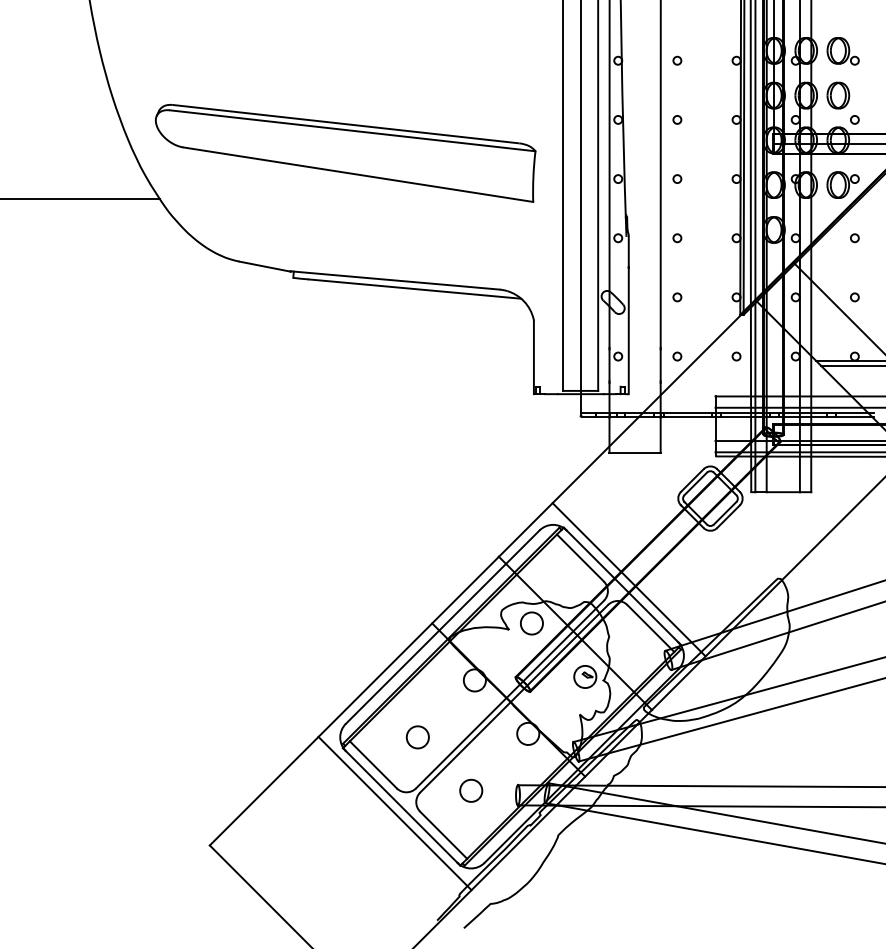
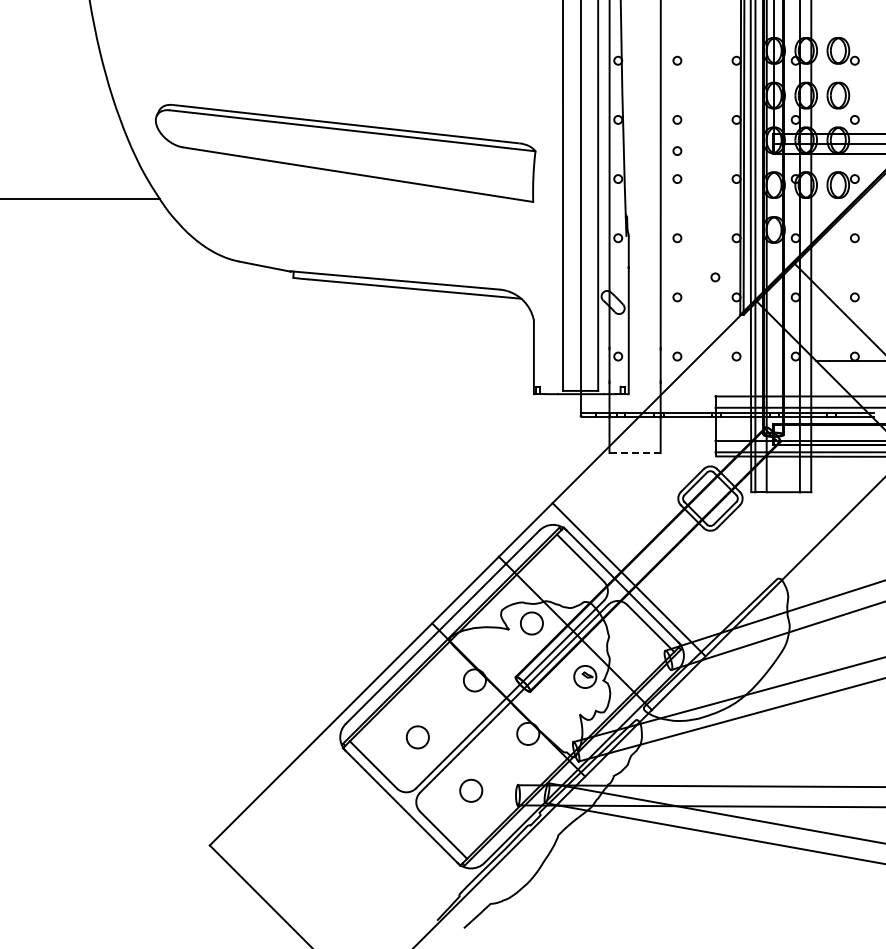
circle: none -> present (677, 150)
circle: none -> present (715, 277)
line: present -> none (851, 365)
line: solid -> dashed (635, 453)
line: present -> none (394, 813)
